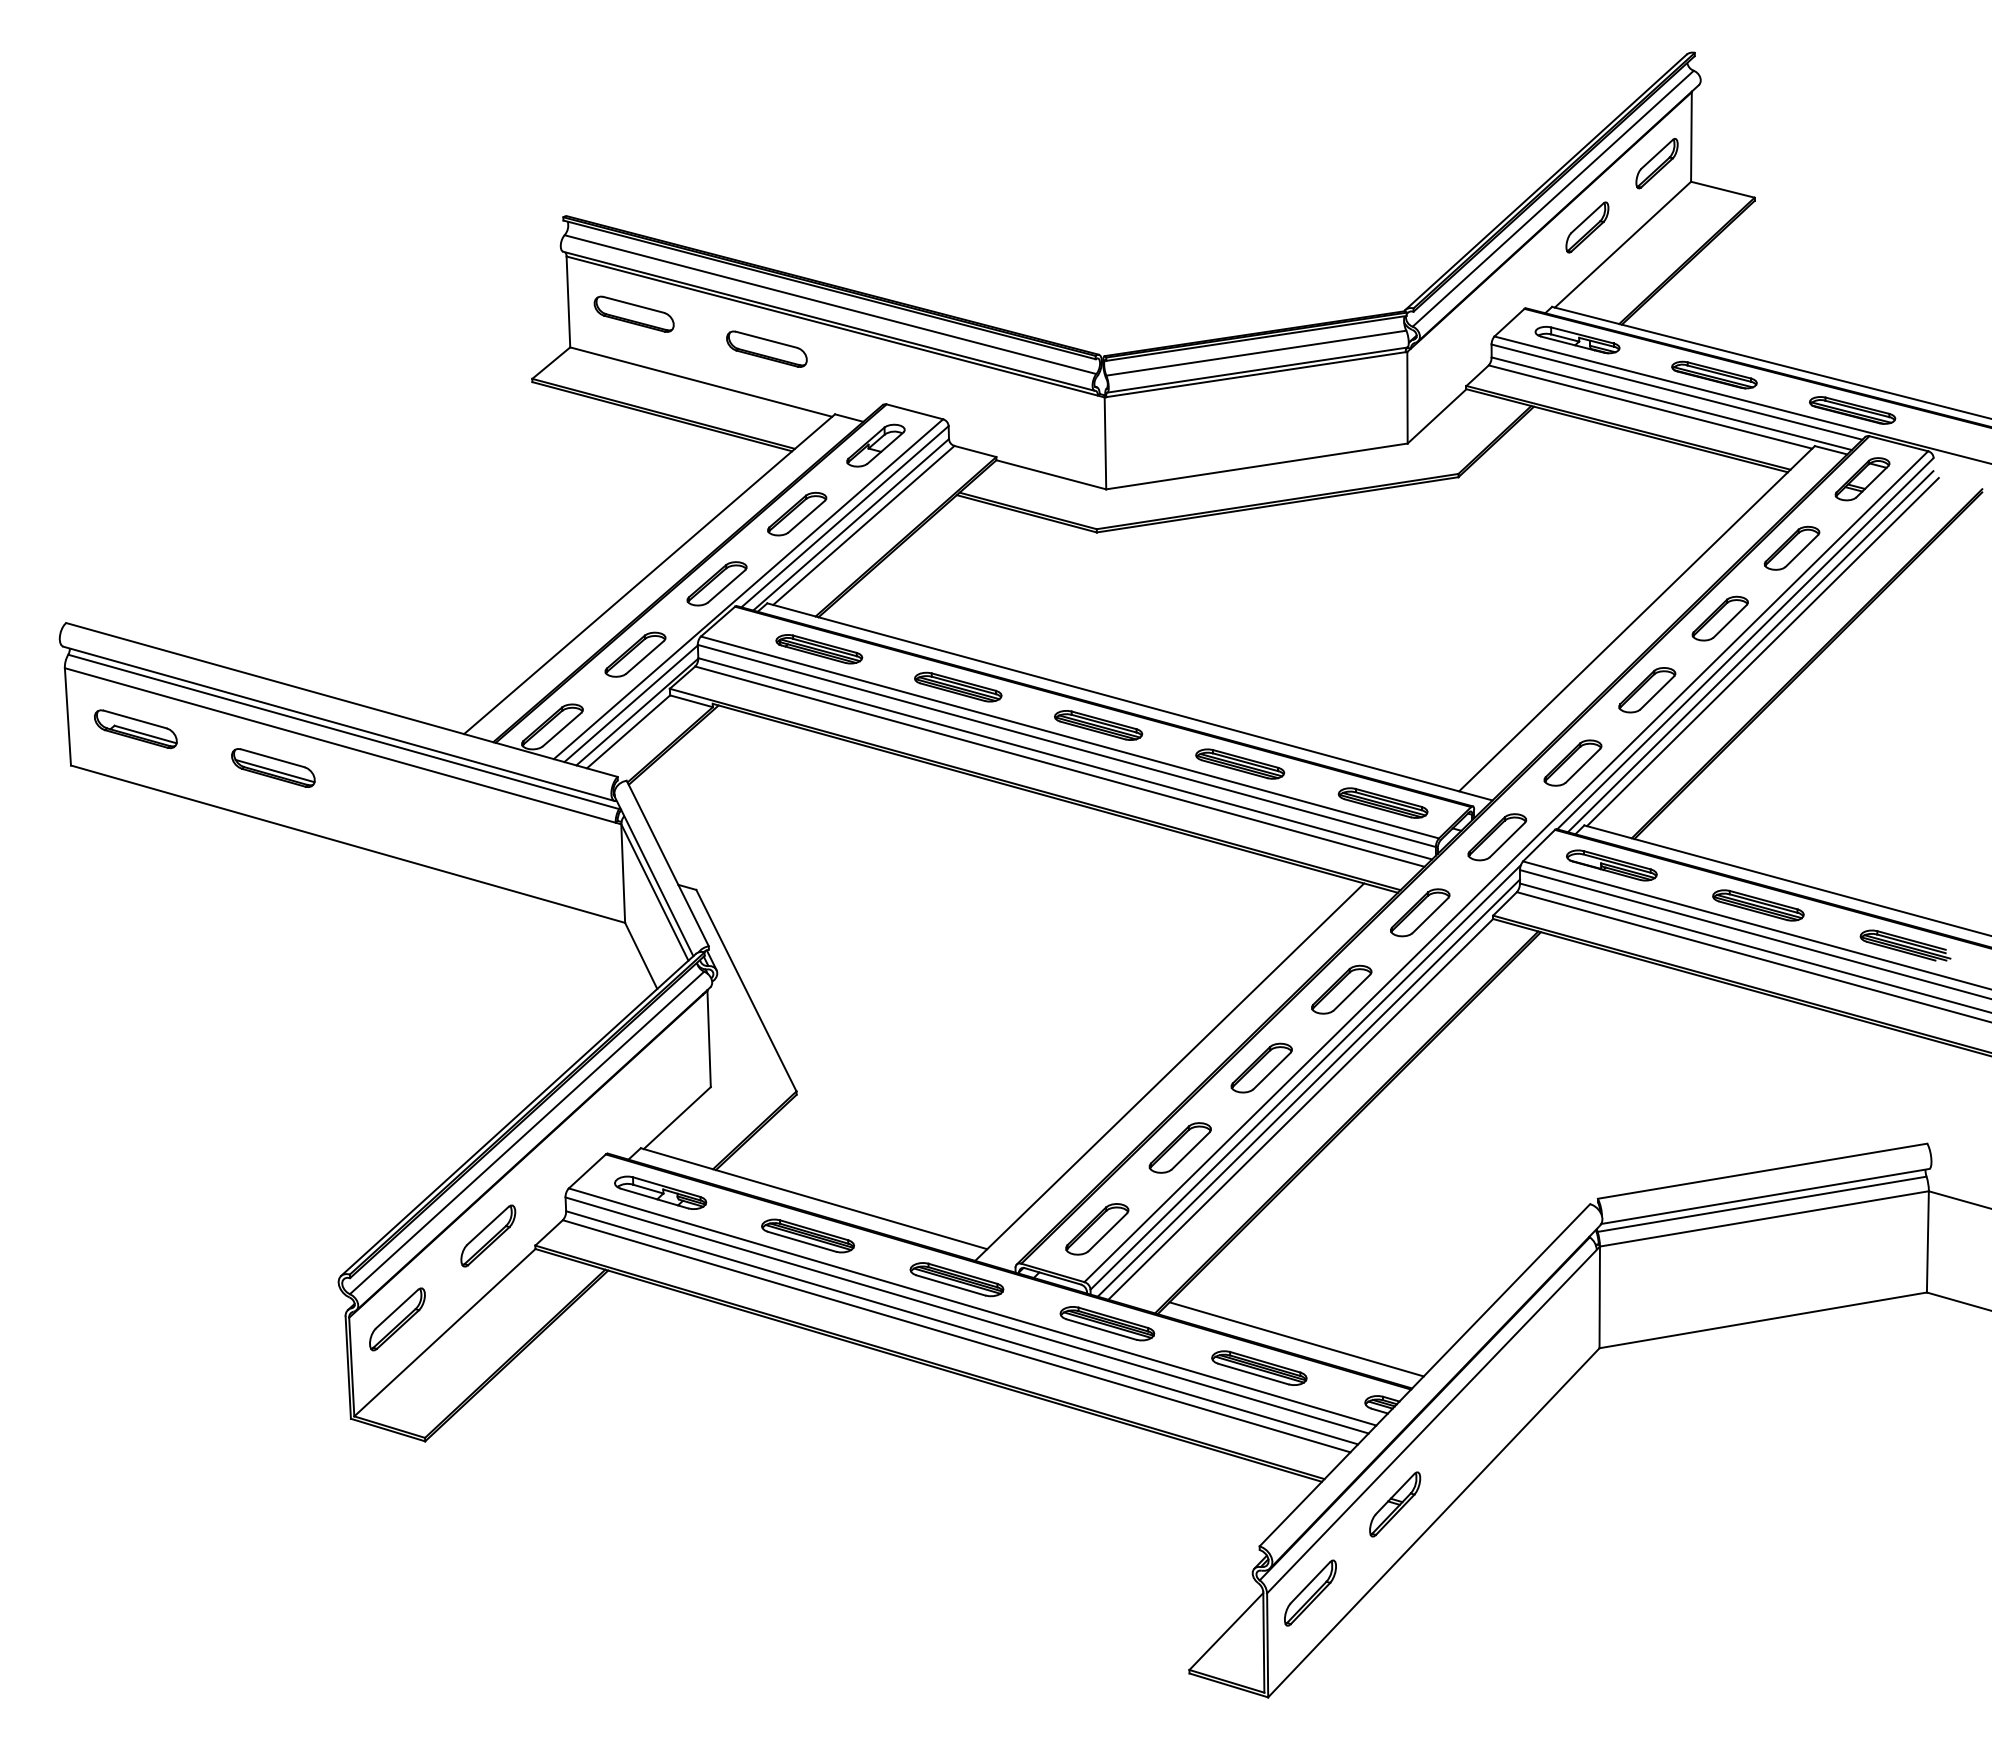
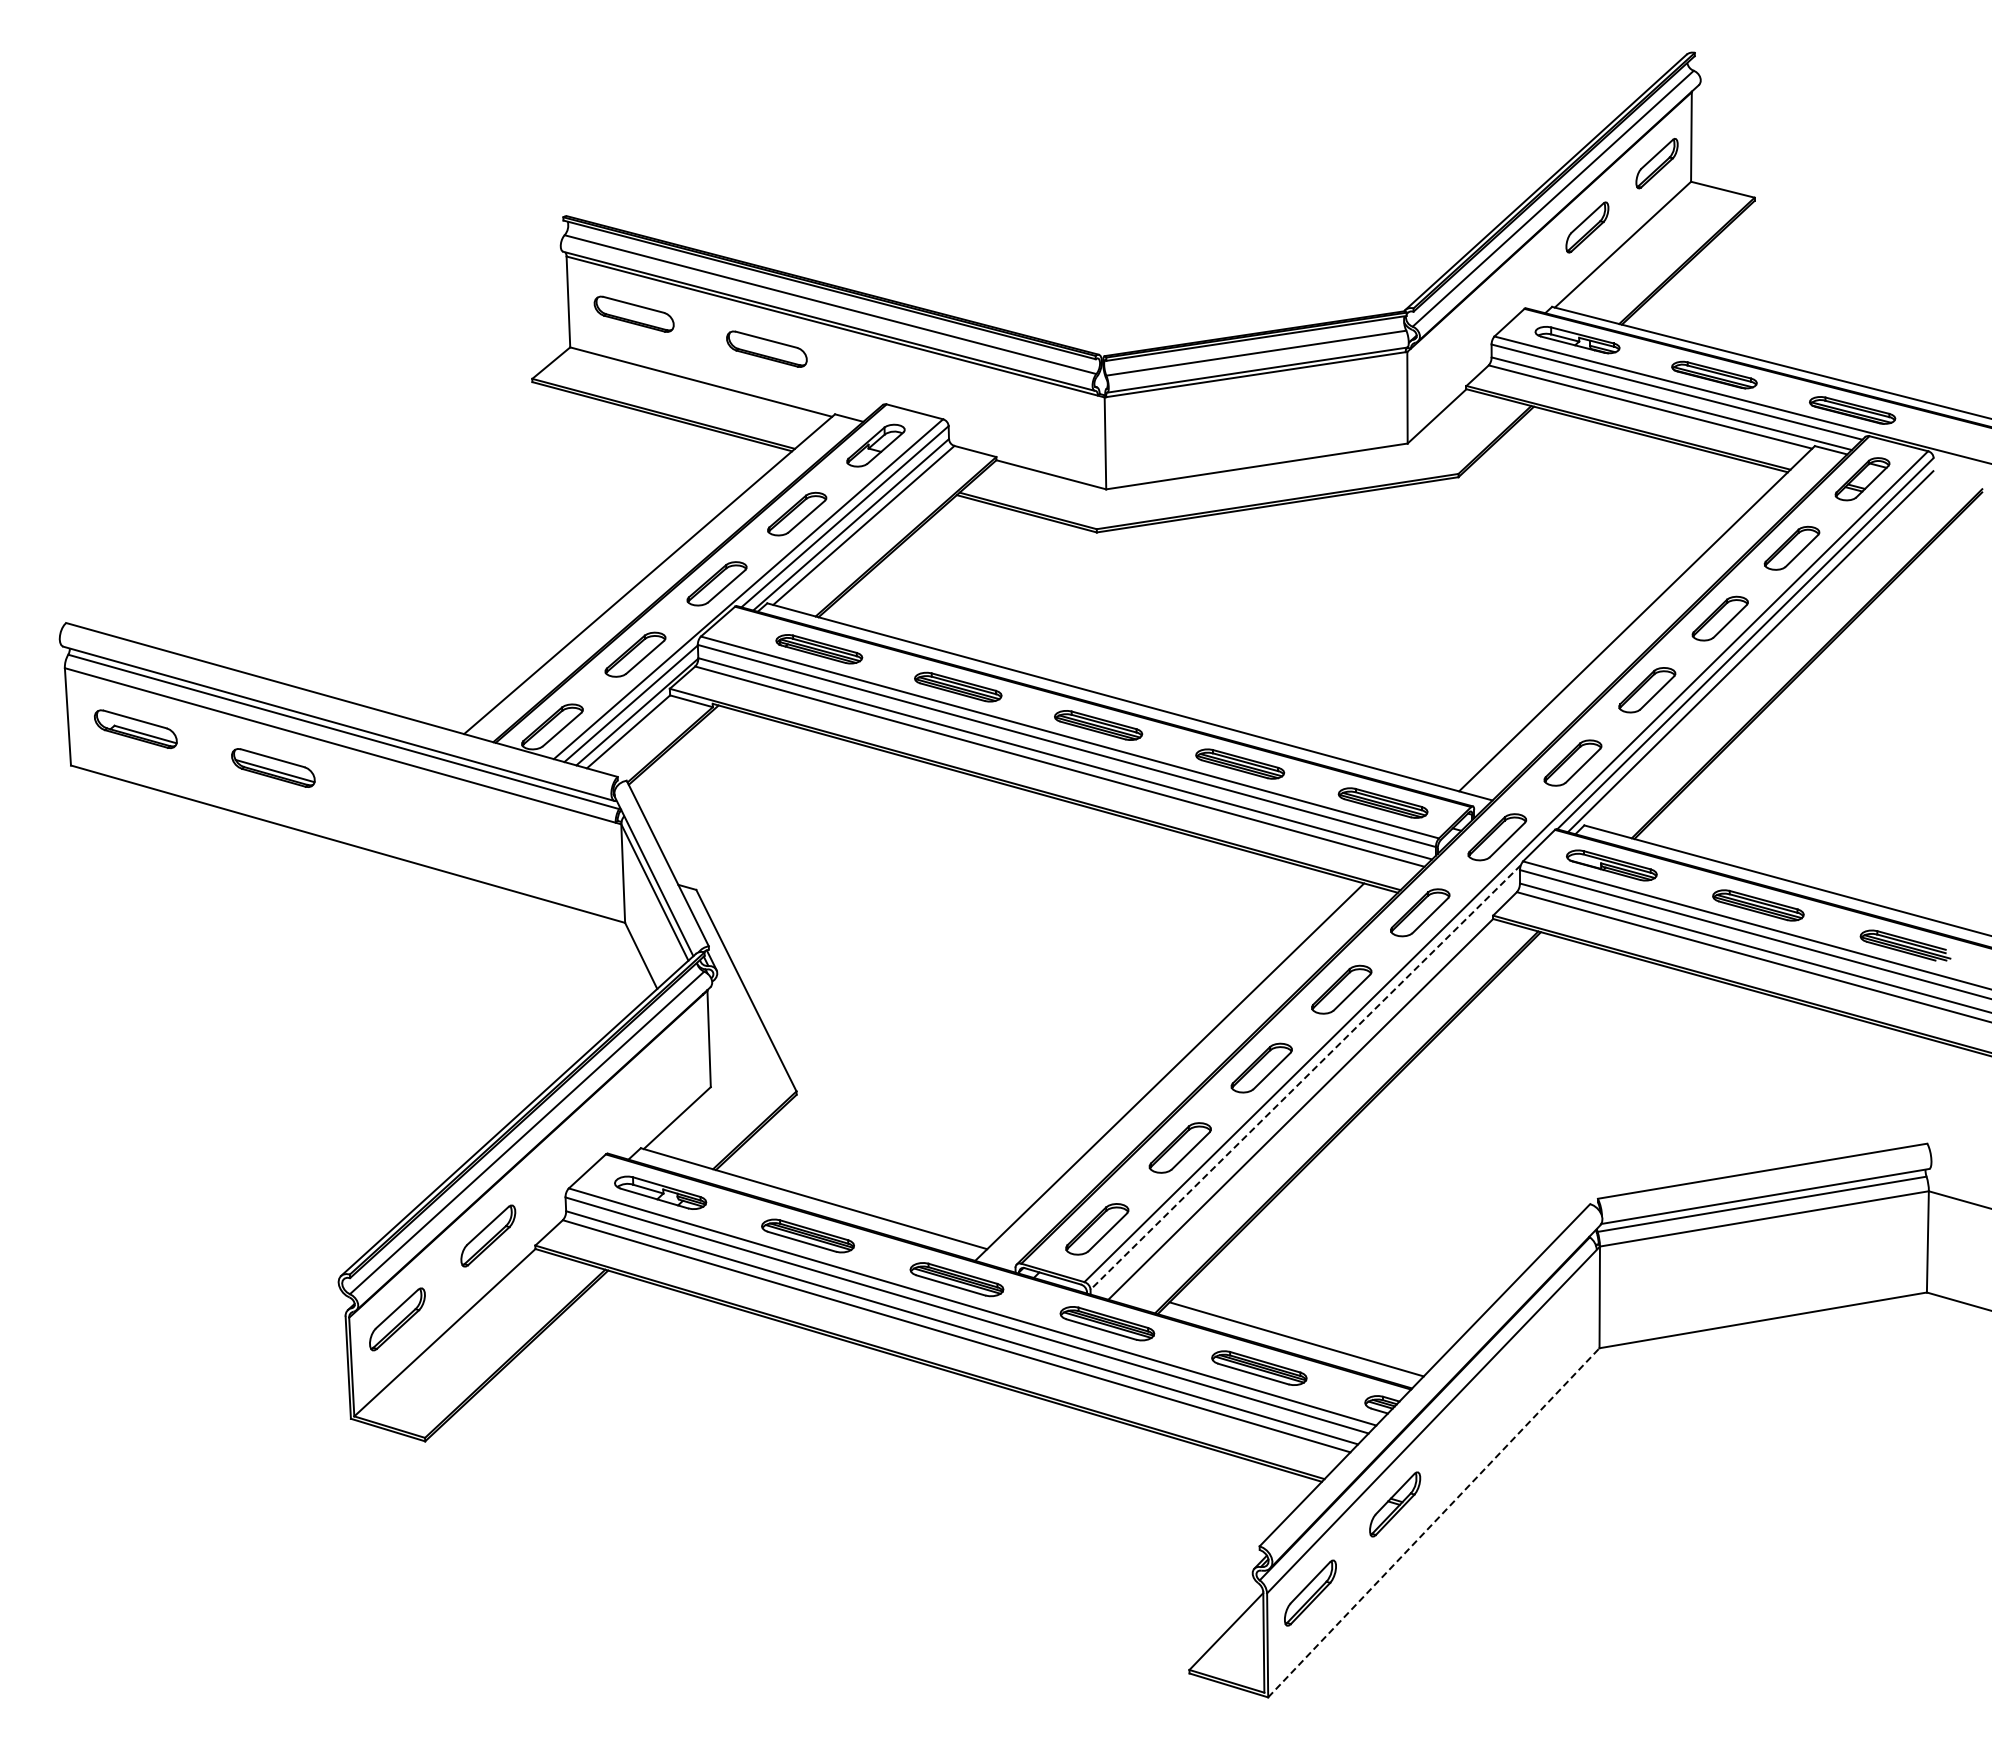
line: present -> none (1762, 652)
line: solid -> dashed (1305, 1077)
line: present -> none (1308, 1087)
line: solid -> dashed (1433, 1522)
